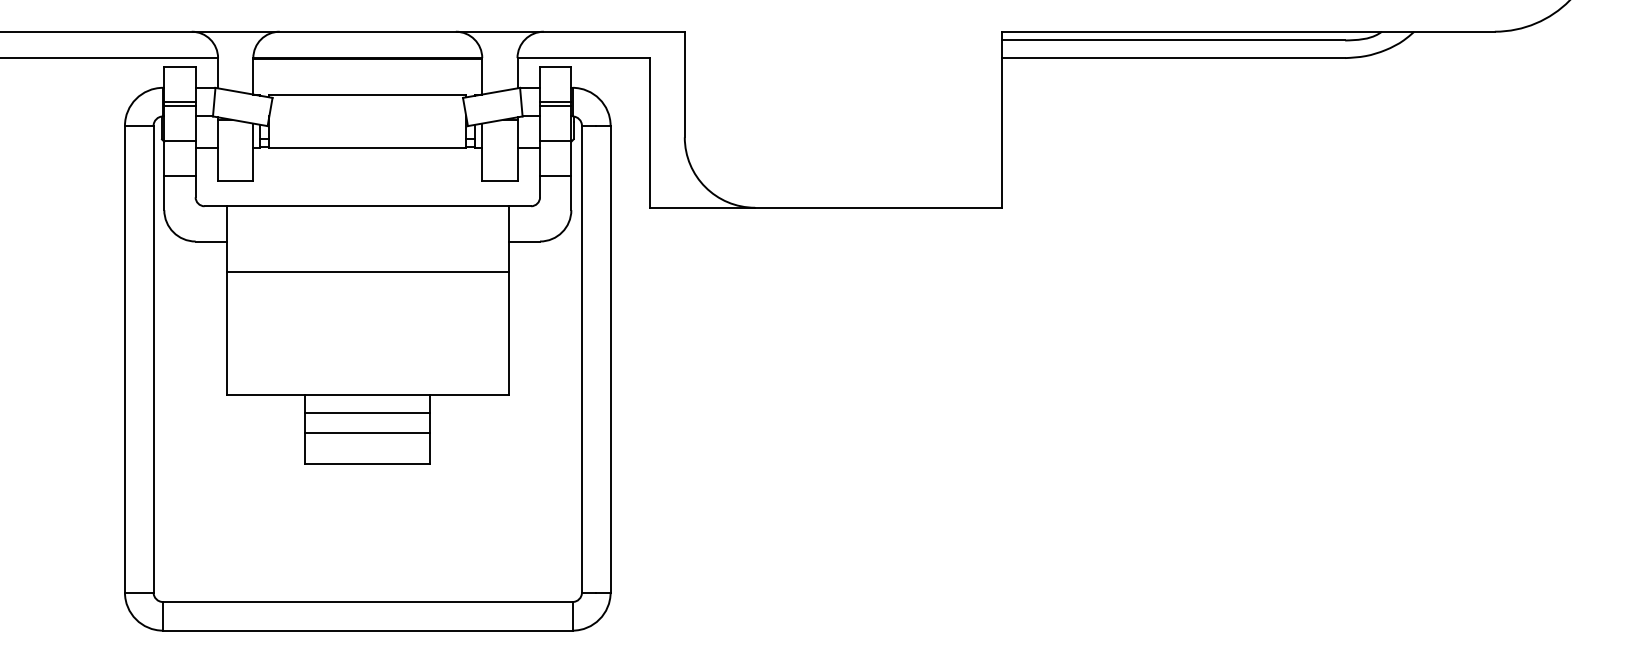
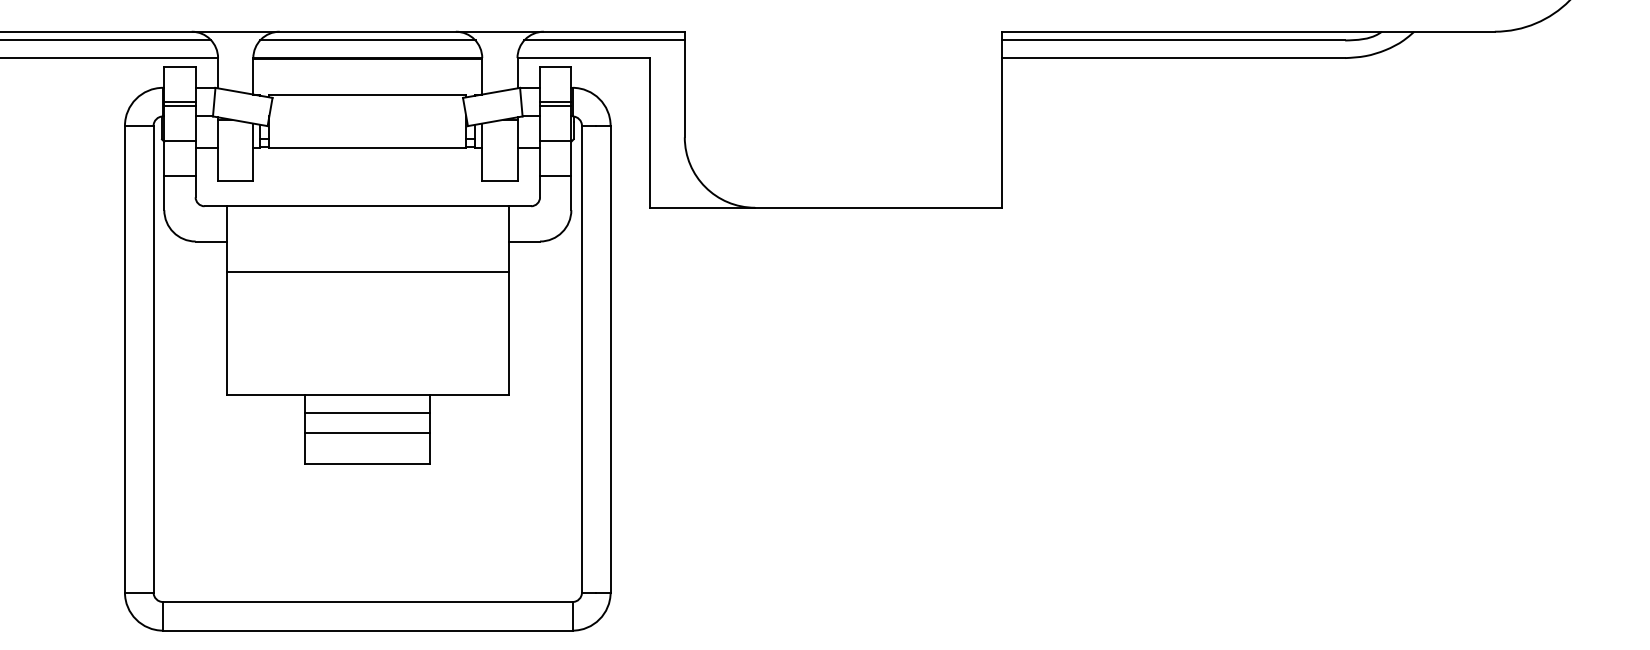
line: none -> present (106, 40)
line: none -> present (367, 40)
line: none -> present (604, 40)
